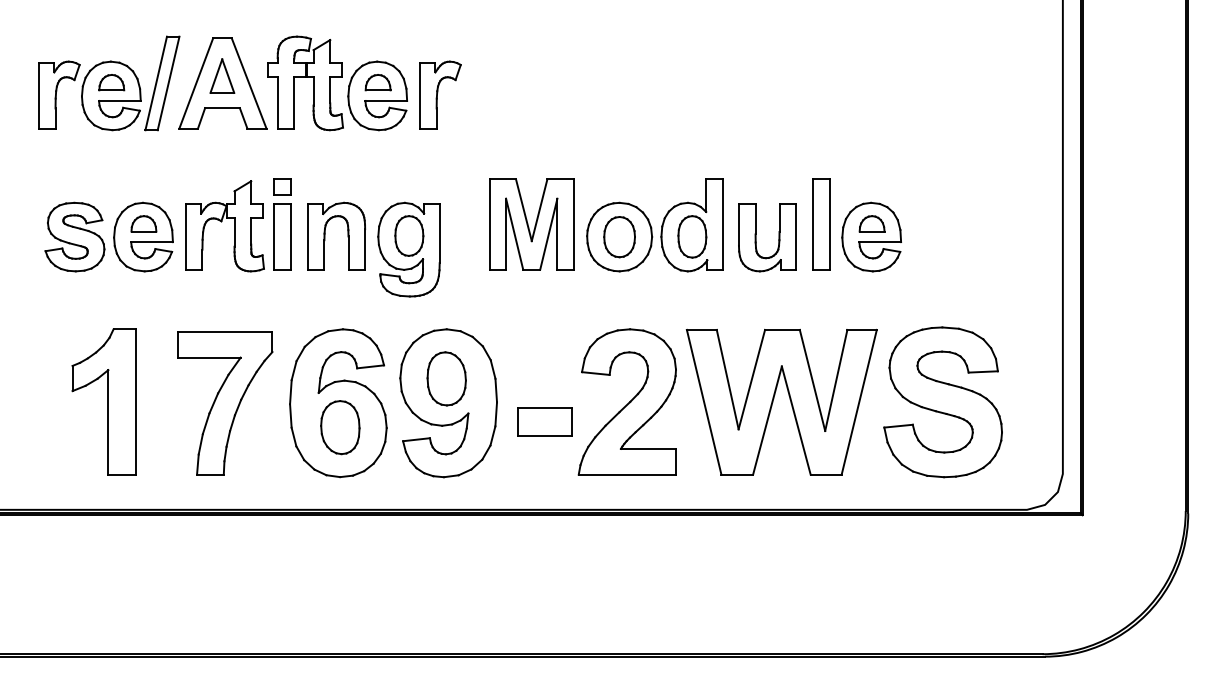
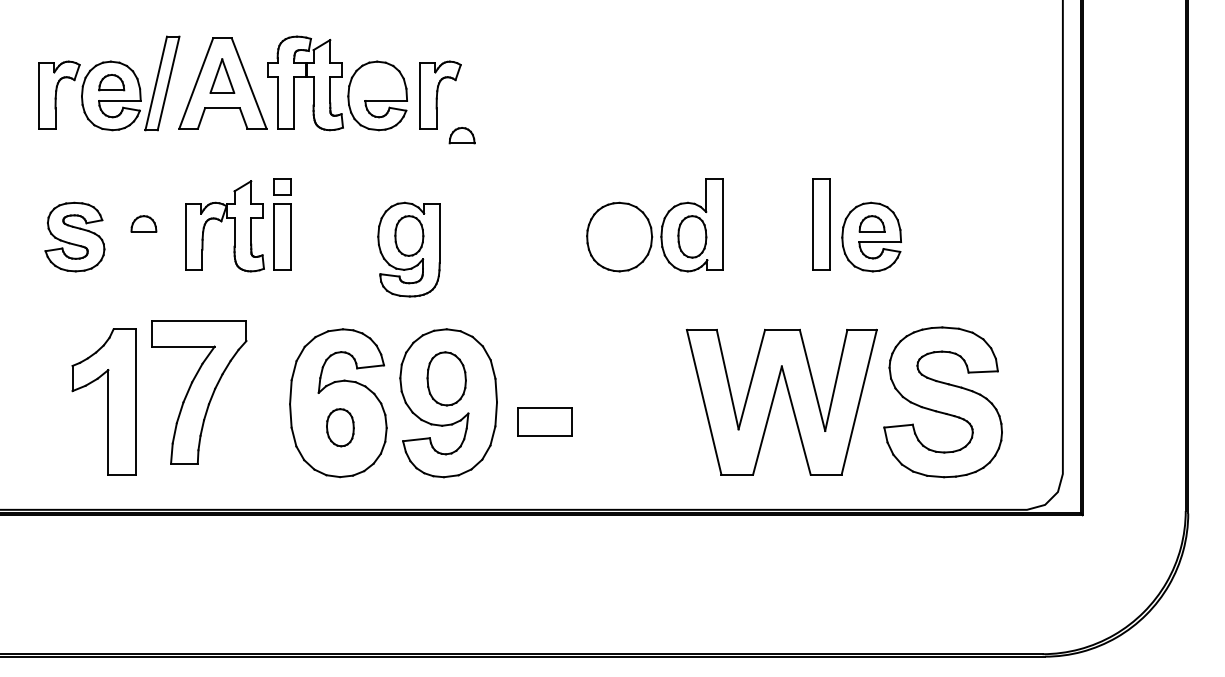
part position: (377, 82) -> (461, 135) (461, 135)
part: present -> none (531, 224)
part: present -> none (325, 235)
part: present -> none (143, 236)
part: present -> none (619, 237)
part: present -> none (756, 237)
part: present -> none (626, 401)
part position: (225, 403) -> (199, 392) (199, 392)
part size: 41x56 px -> 29x40 px (340, 427)
